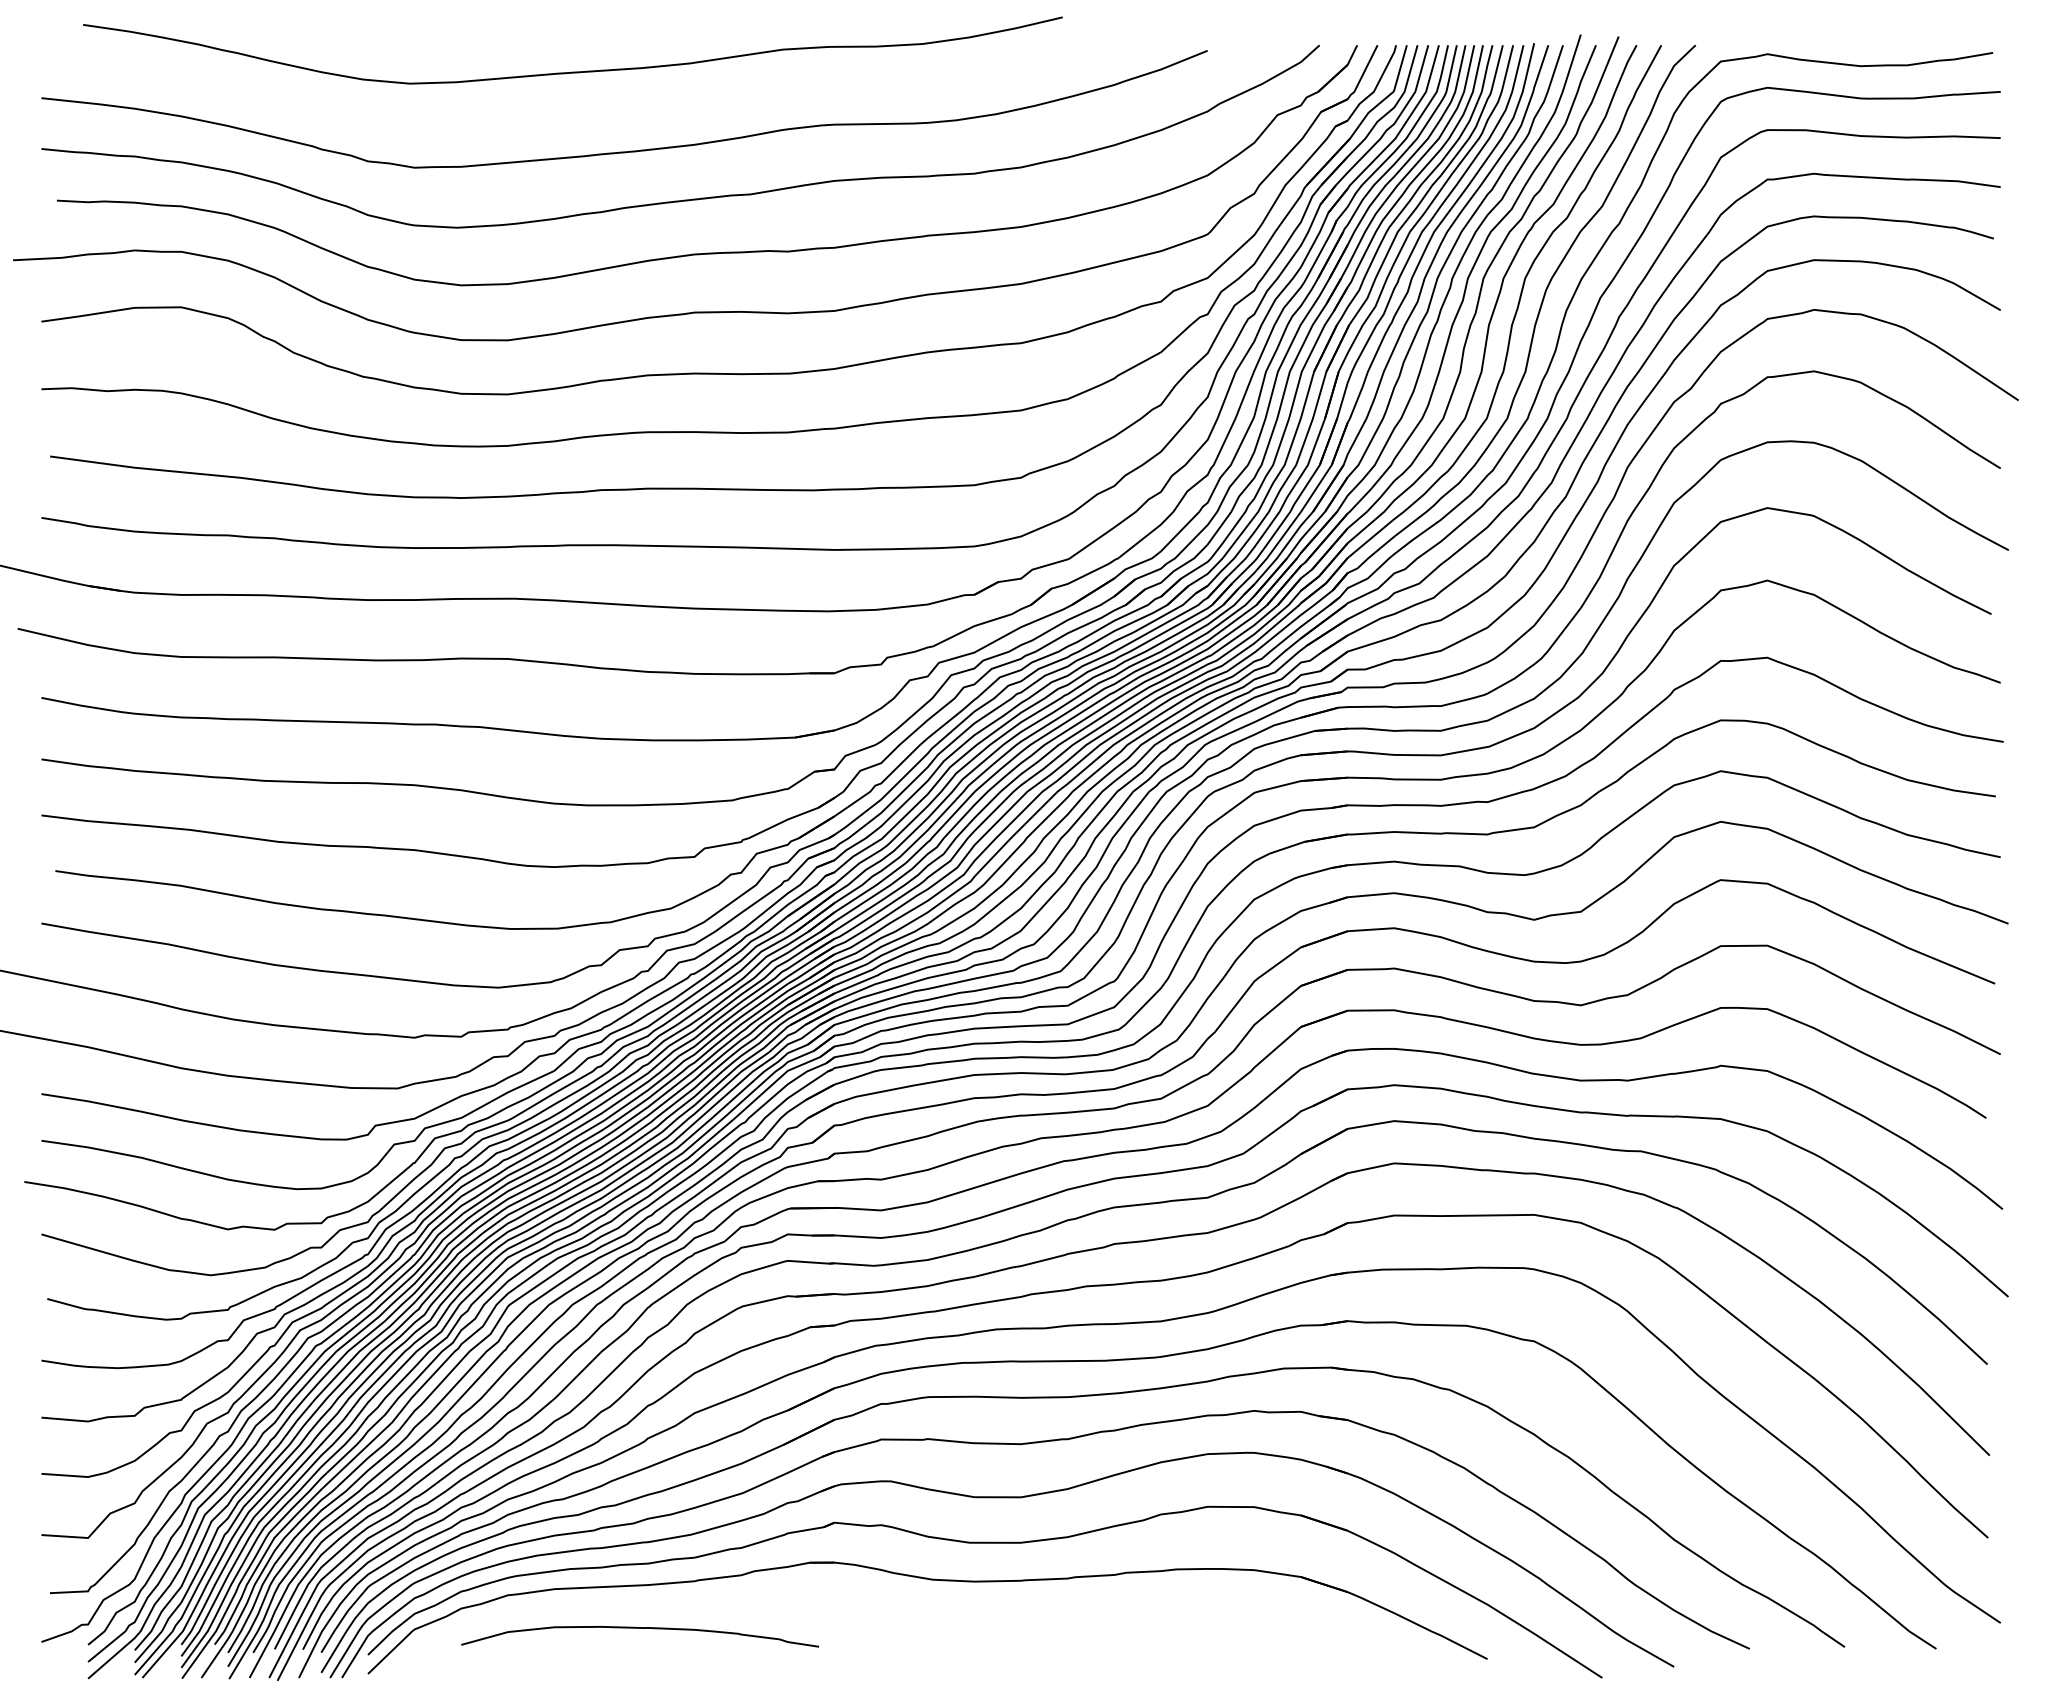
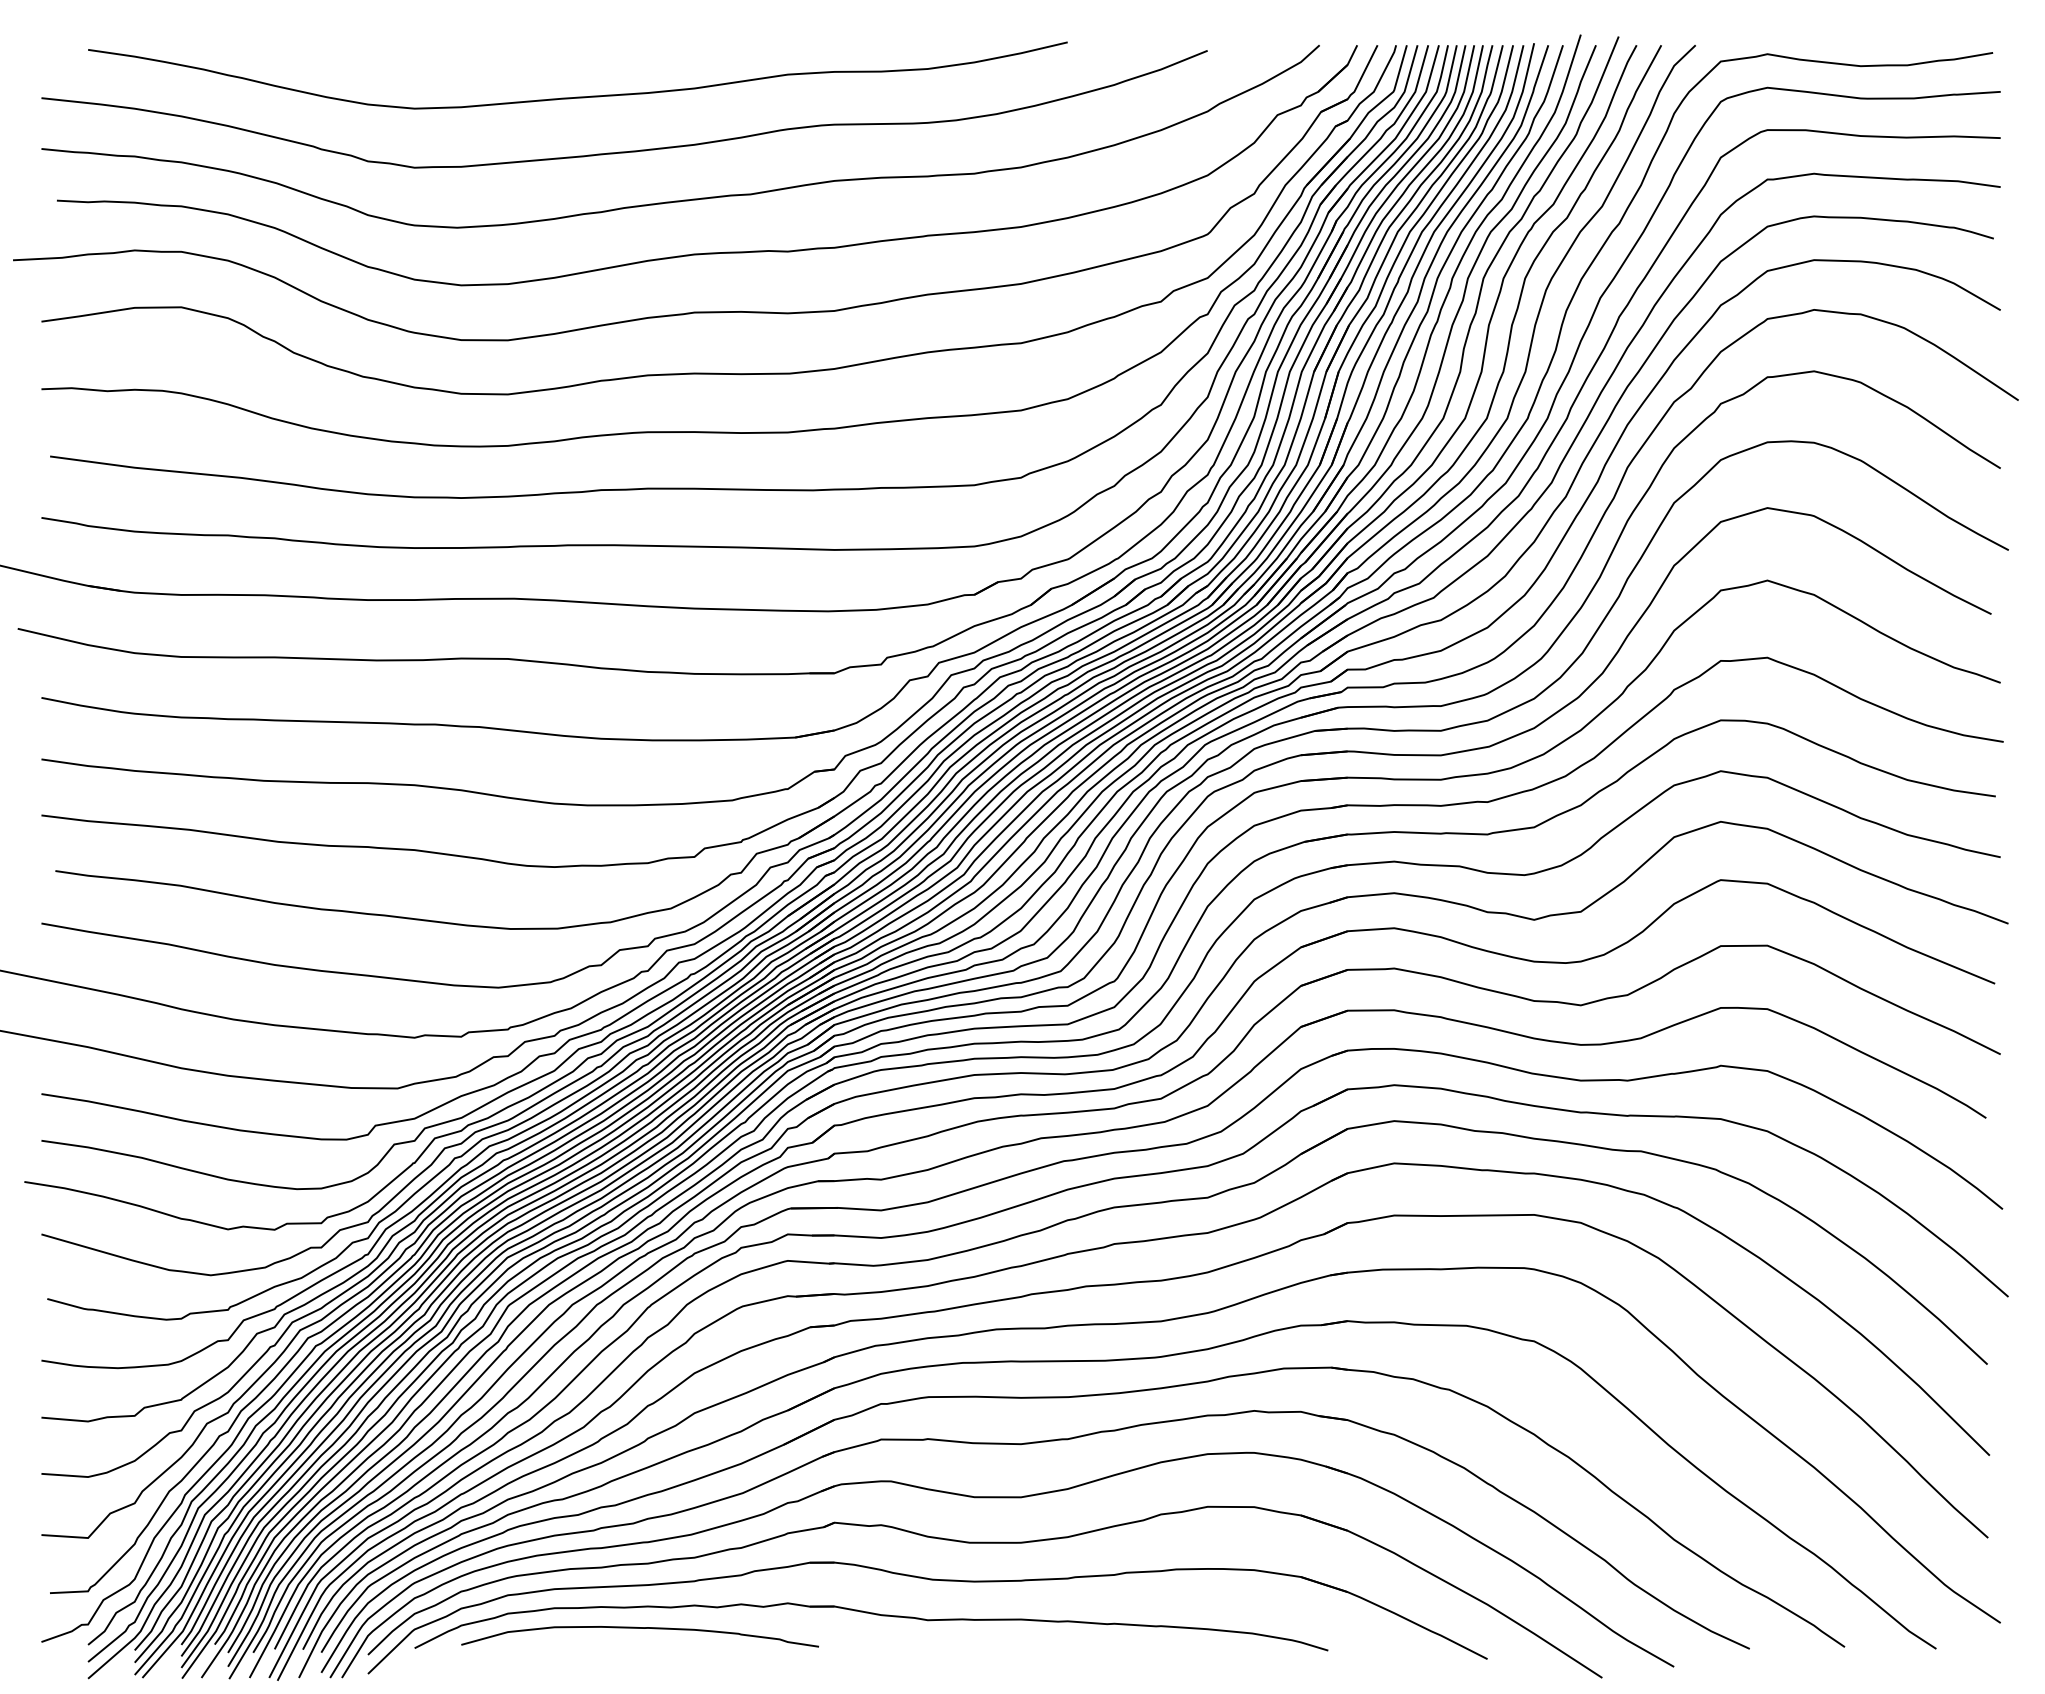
curve position: (572, 71) -> (577, 96) (577, 96)
part: none -> present (871, 1614)
